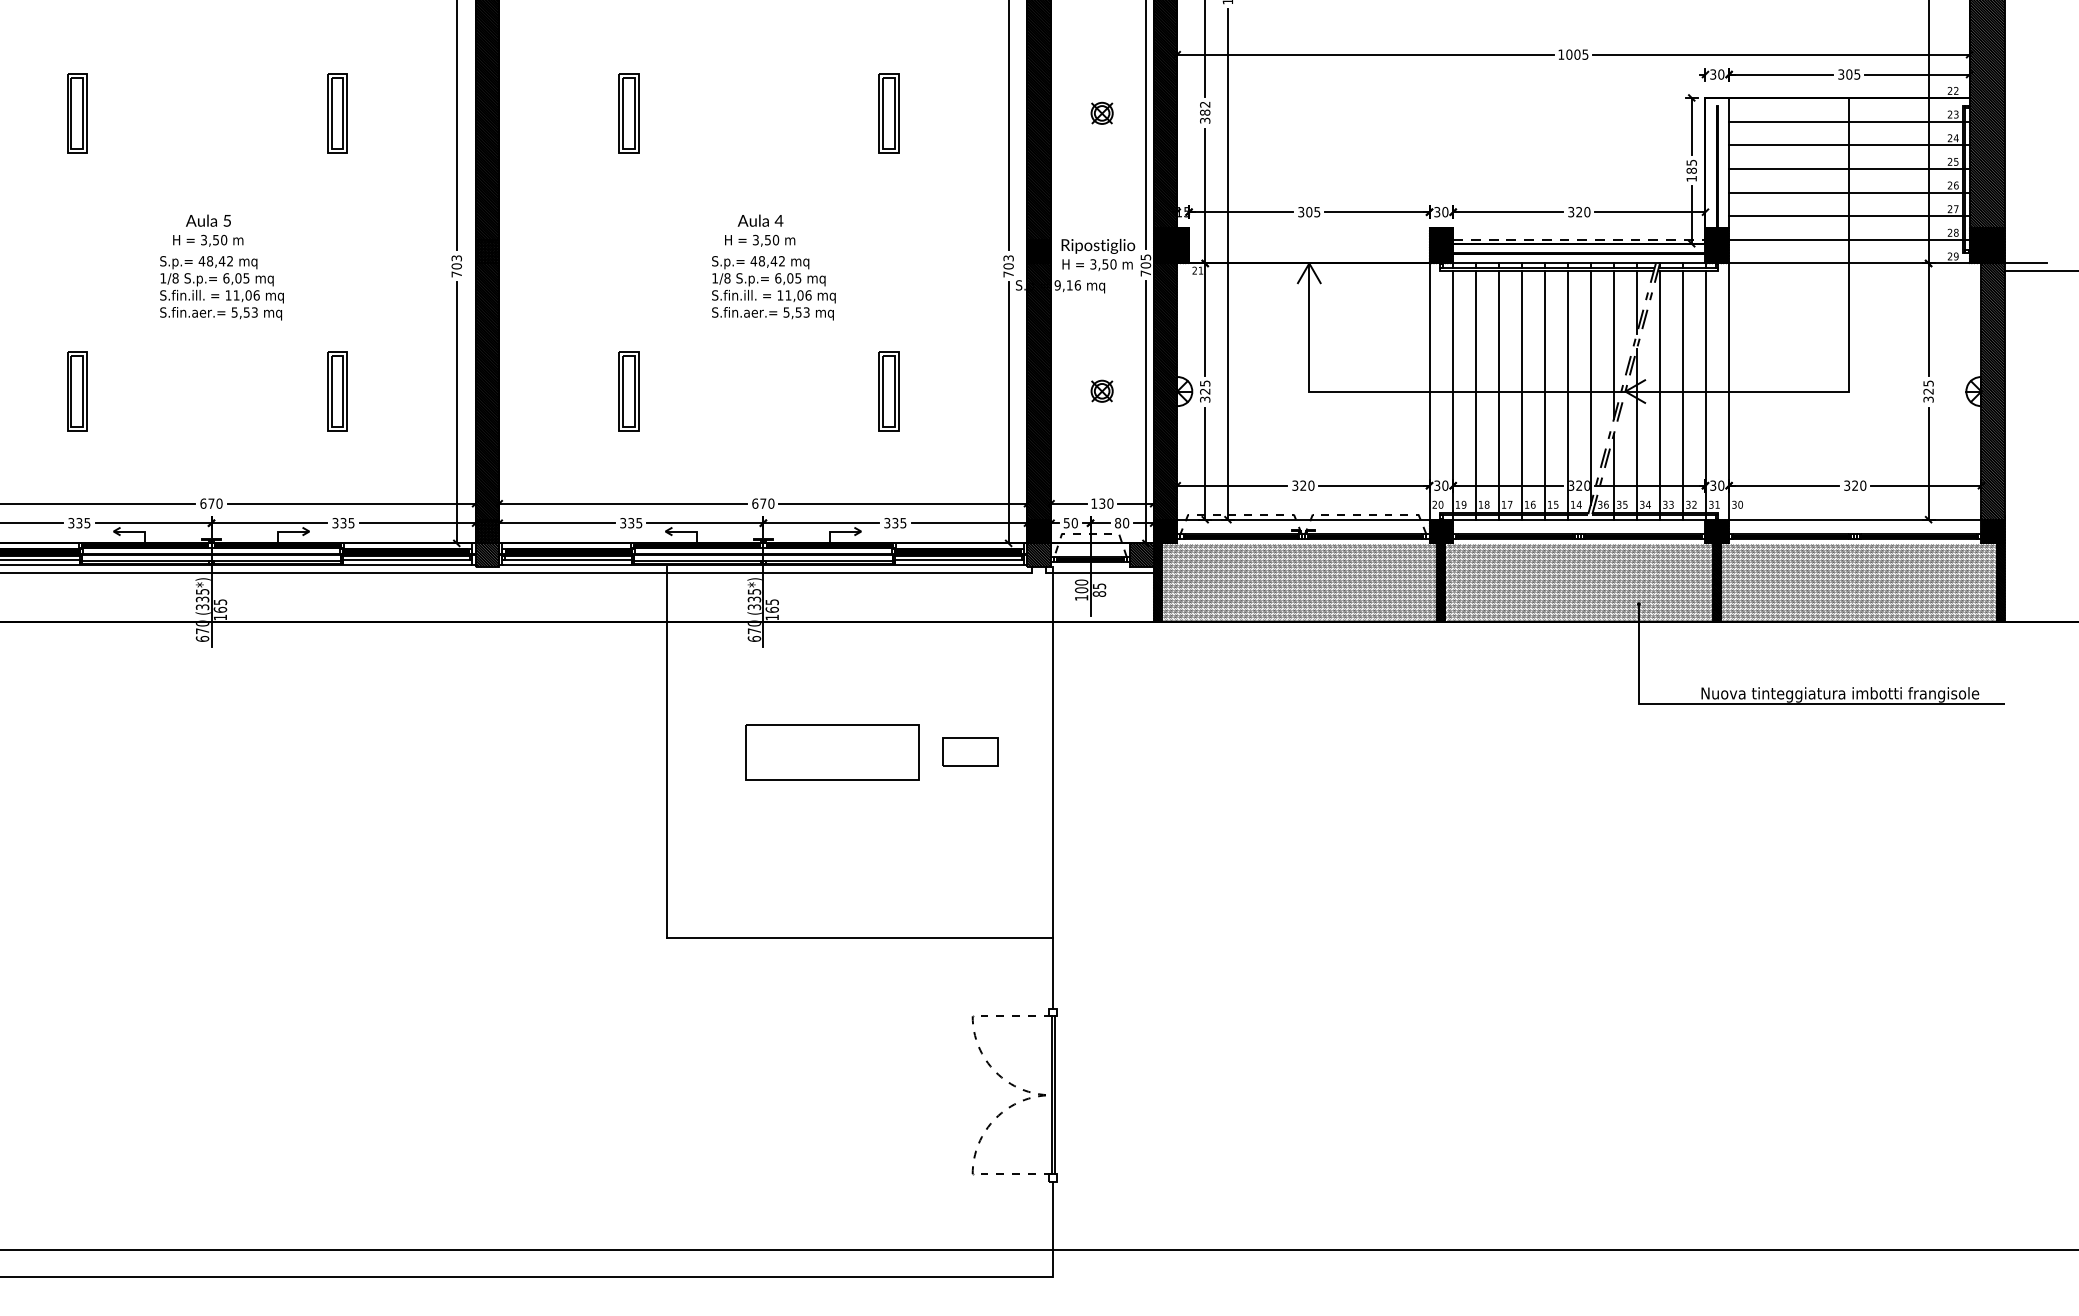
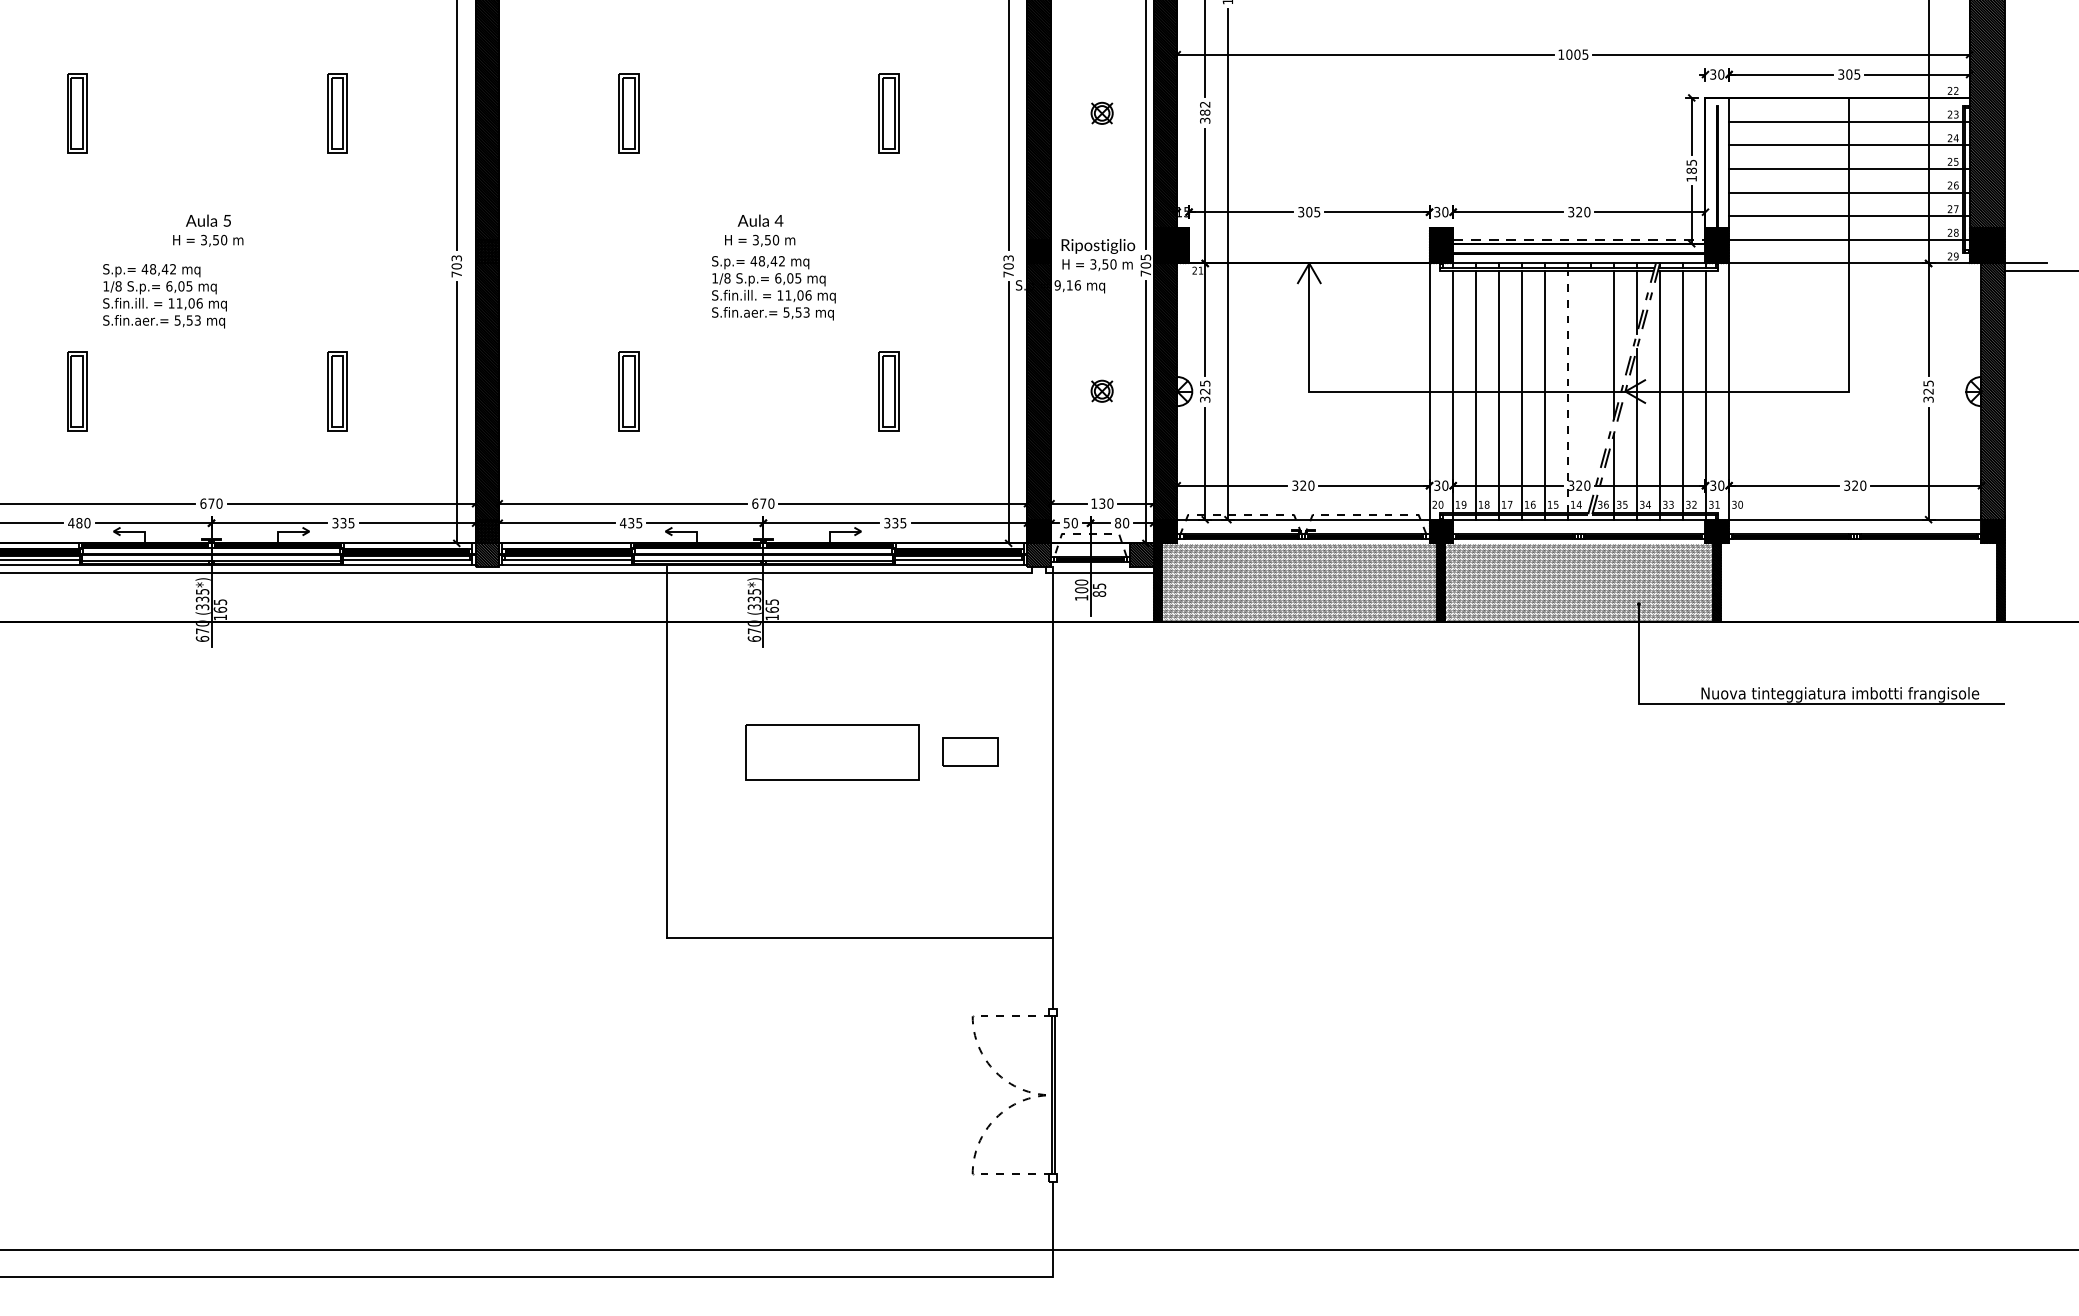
text position: (221, 288) -> (164, 296) (164, 296)
line: present -> none (1590, 387)
line: solid -> dashed (1567, 391)
text: 335 -> 480 (79, 523)
text: 335 -> 435 (622, 523)
hatch: present -> none (1859, 581)
